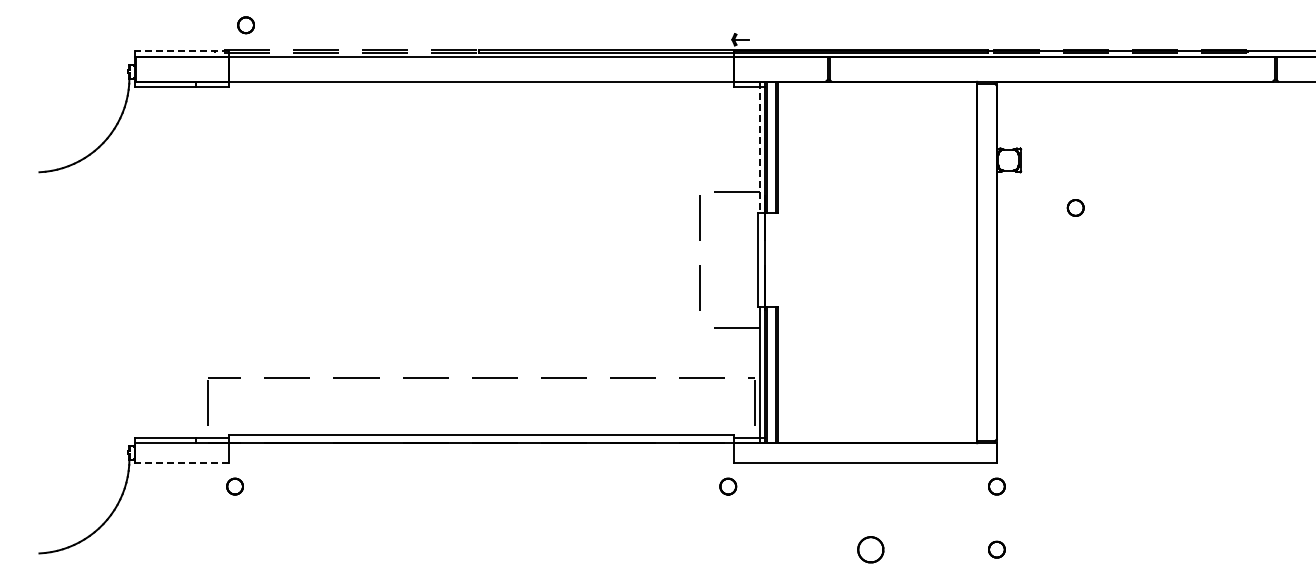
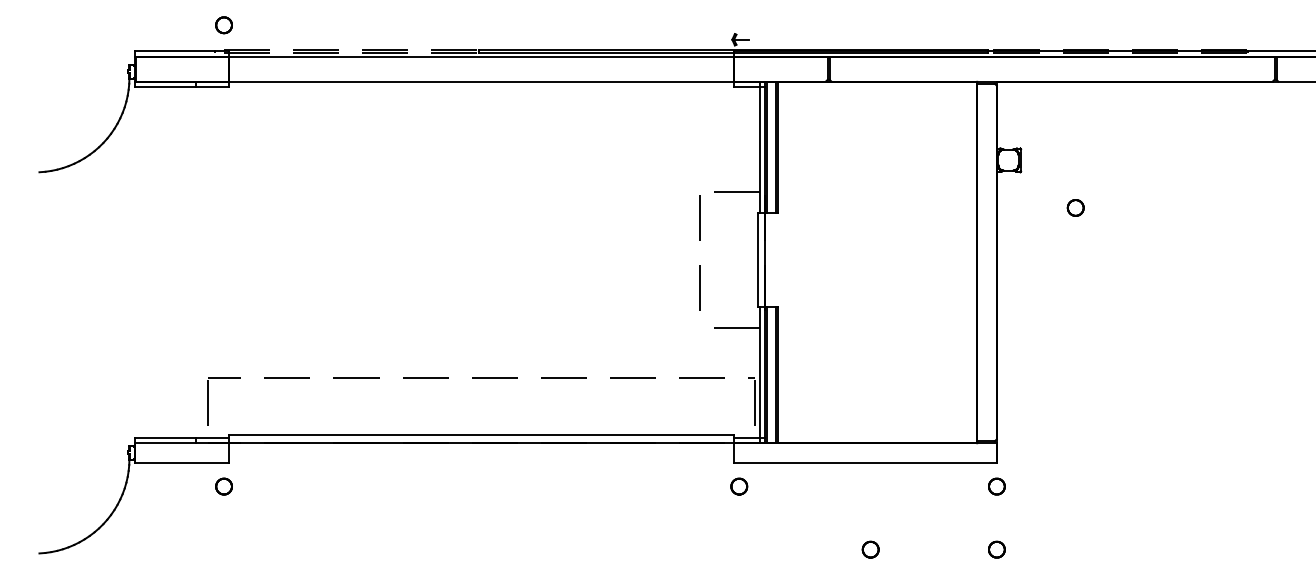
part position: (245, 25) -> (223, 25) (223, 25)
line: dashed -> solid (181, 51)
line: dashed -> solid (760, 147)
line: dashed -> solid (181, 462)
part position: (234, 486) -> (223, 486) (223, 486)
part position: (728, 486) -> (739, 486) (739, 486)
part size: 28x28 px -> 19x19 px (870, 549)
